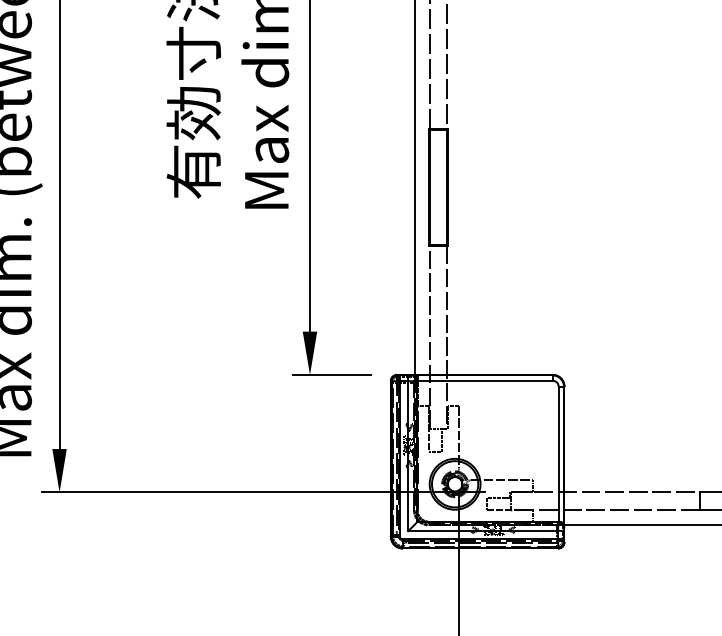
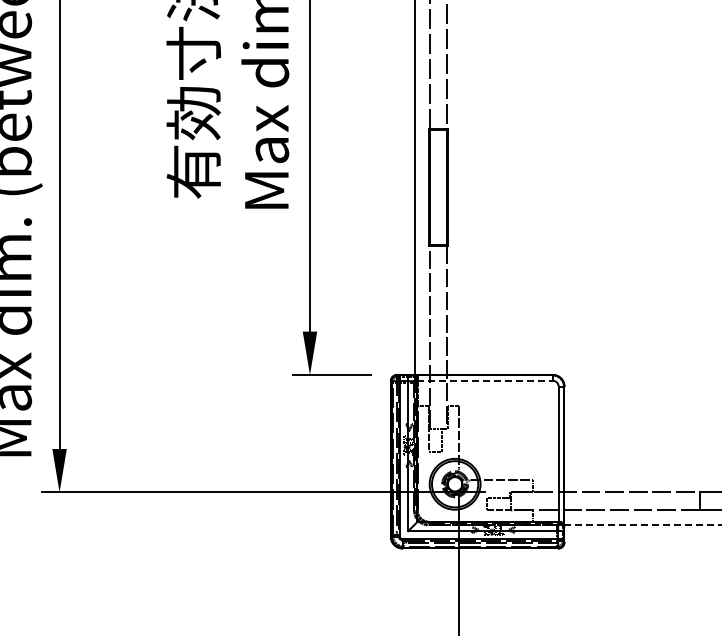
line: solid -> dashed (484, 380)
line: solid -> dashed (643, 524)
